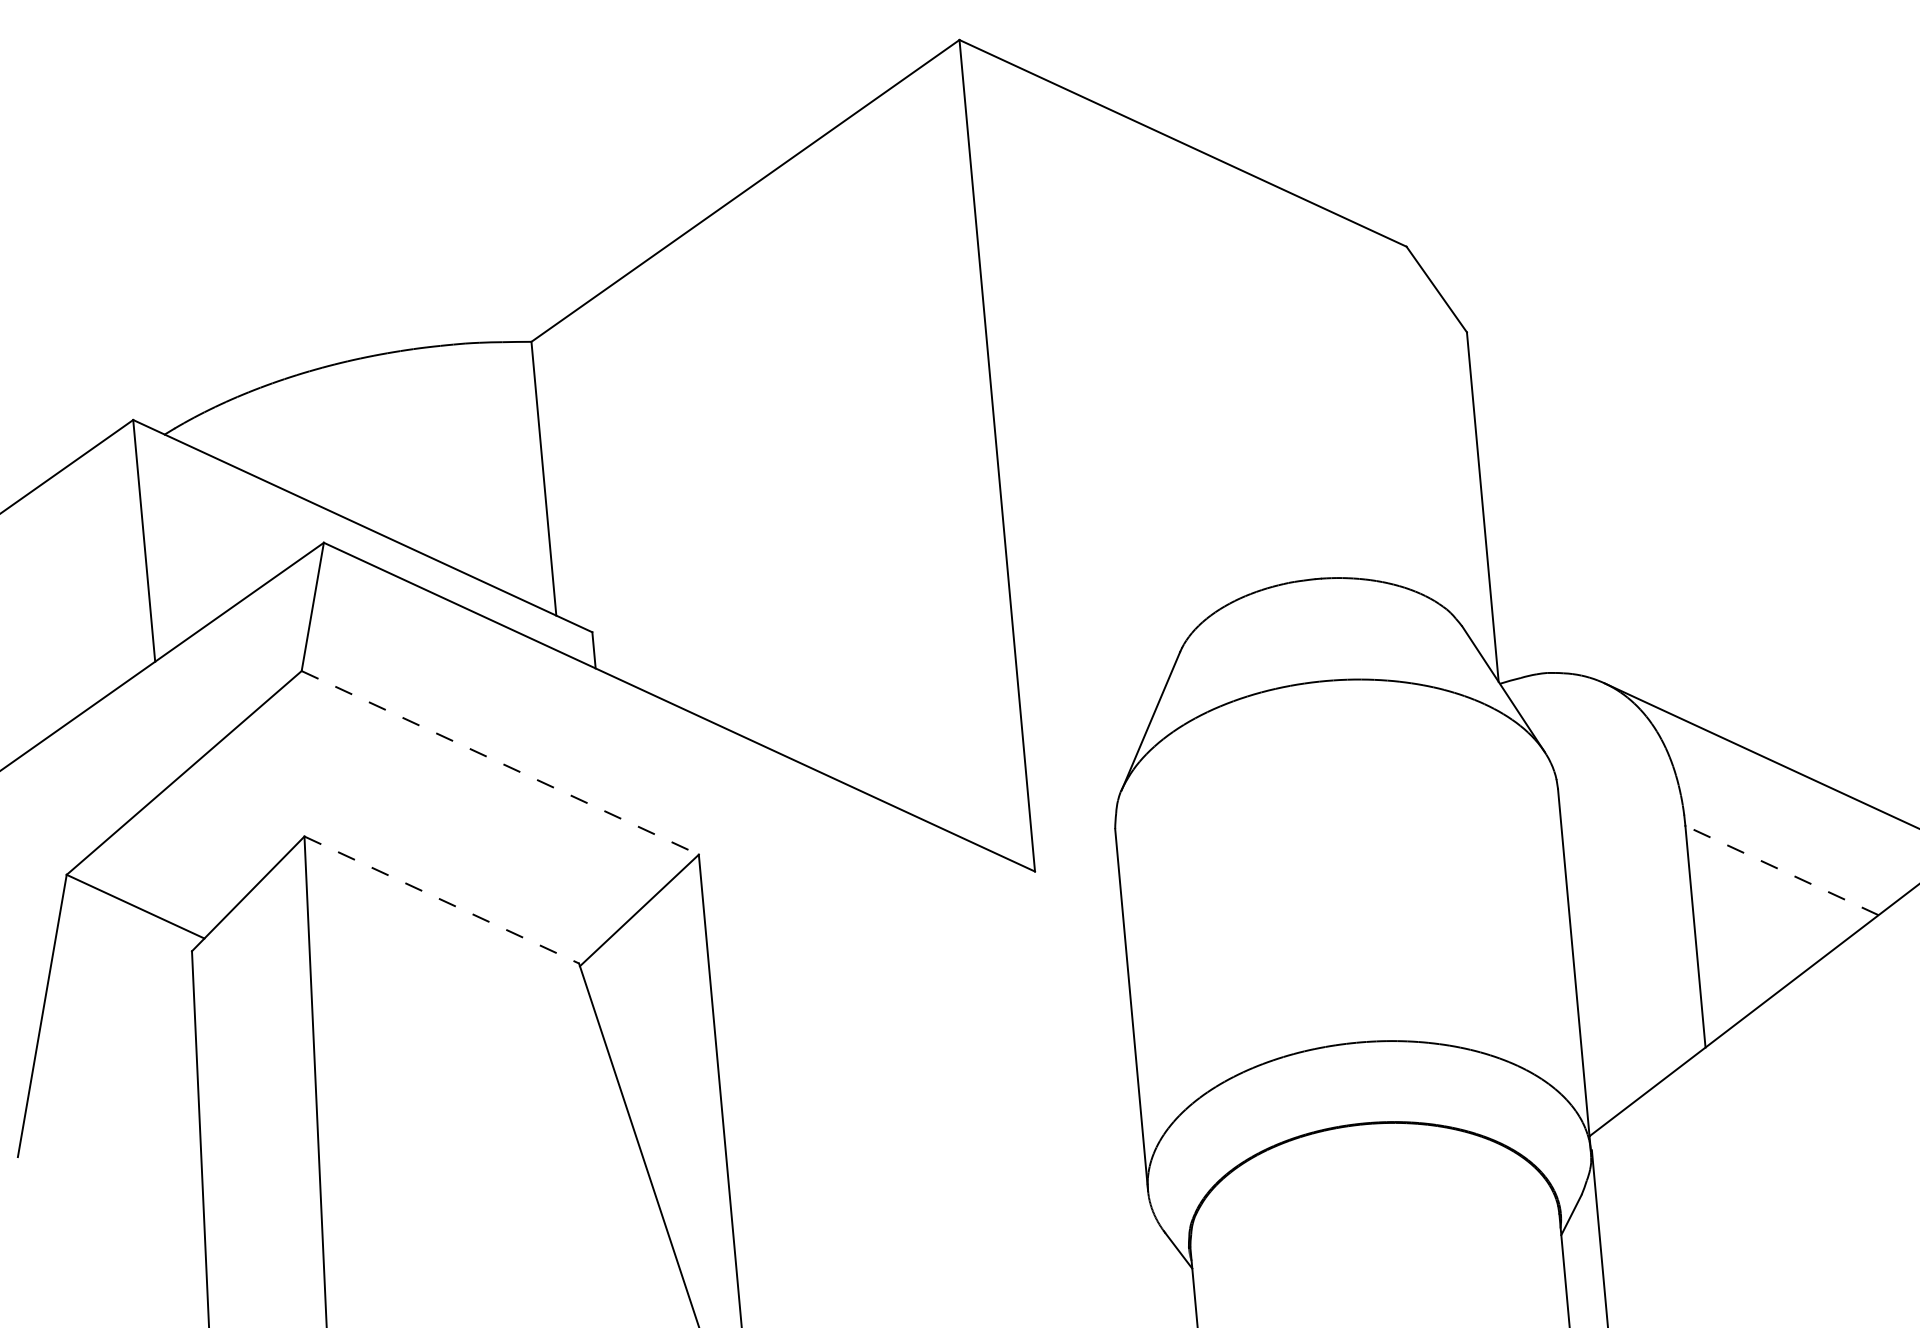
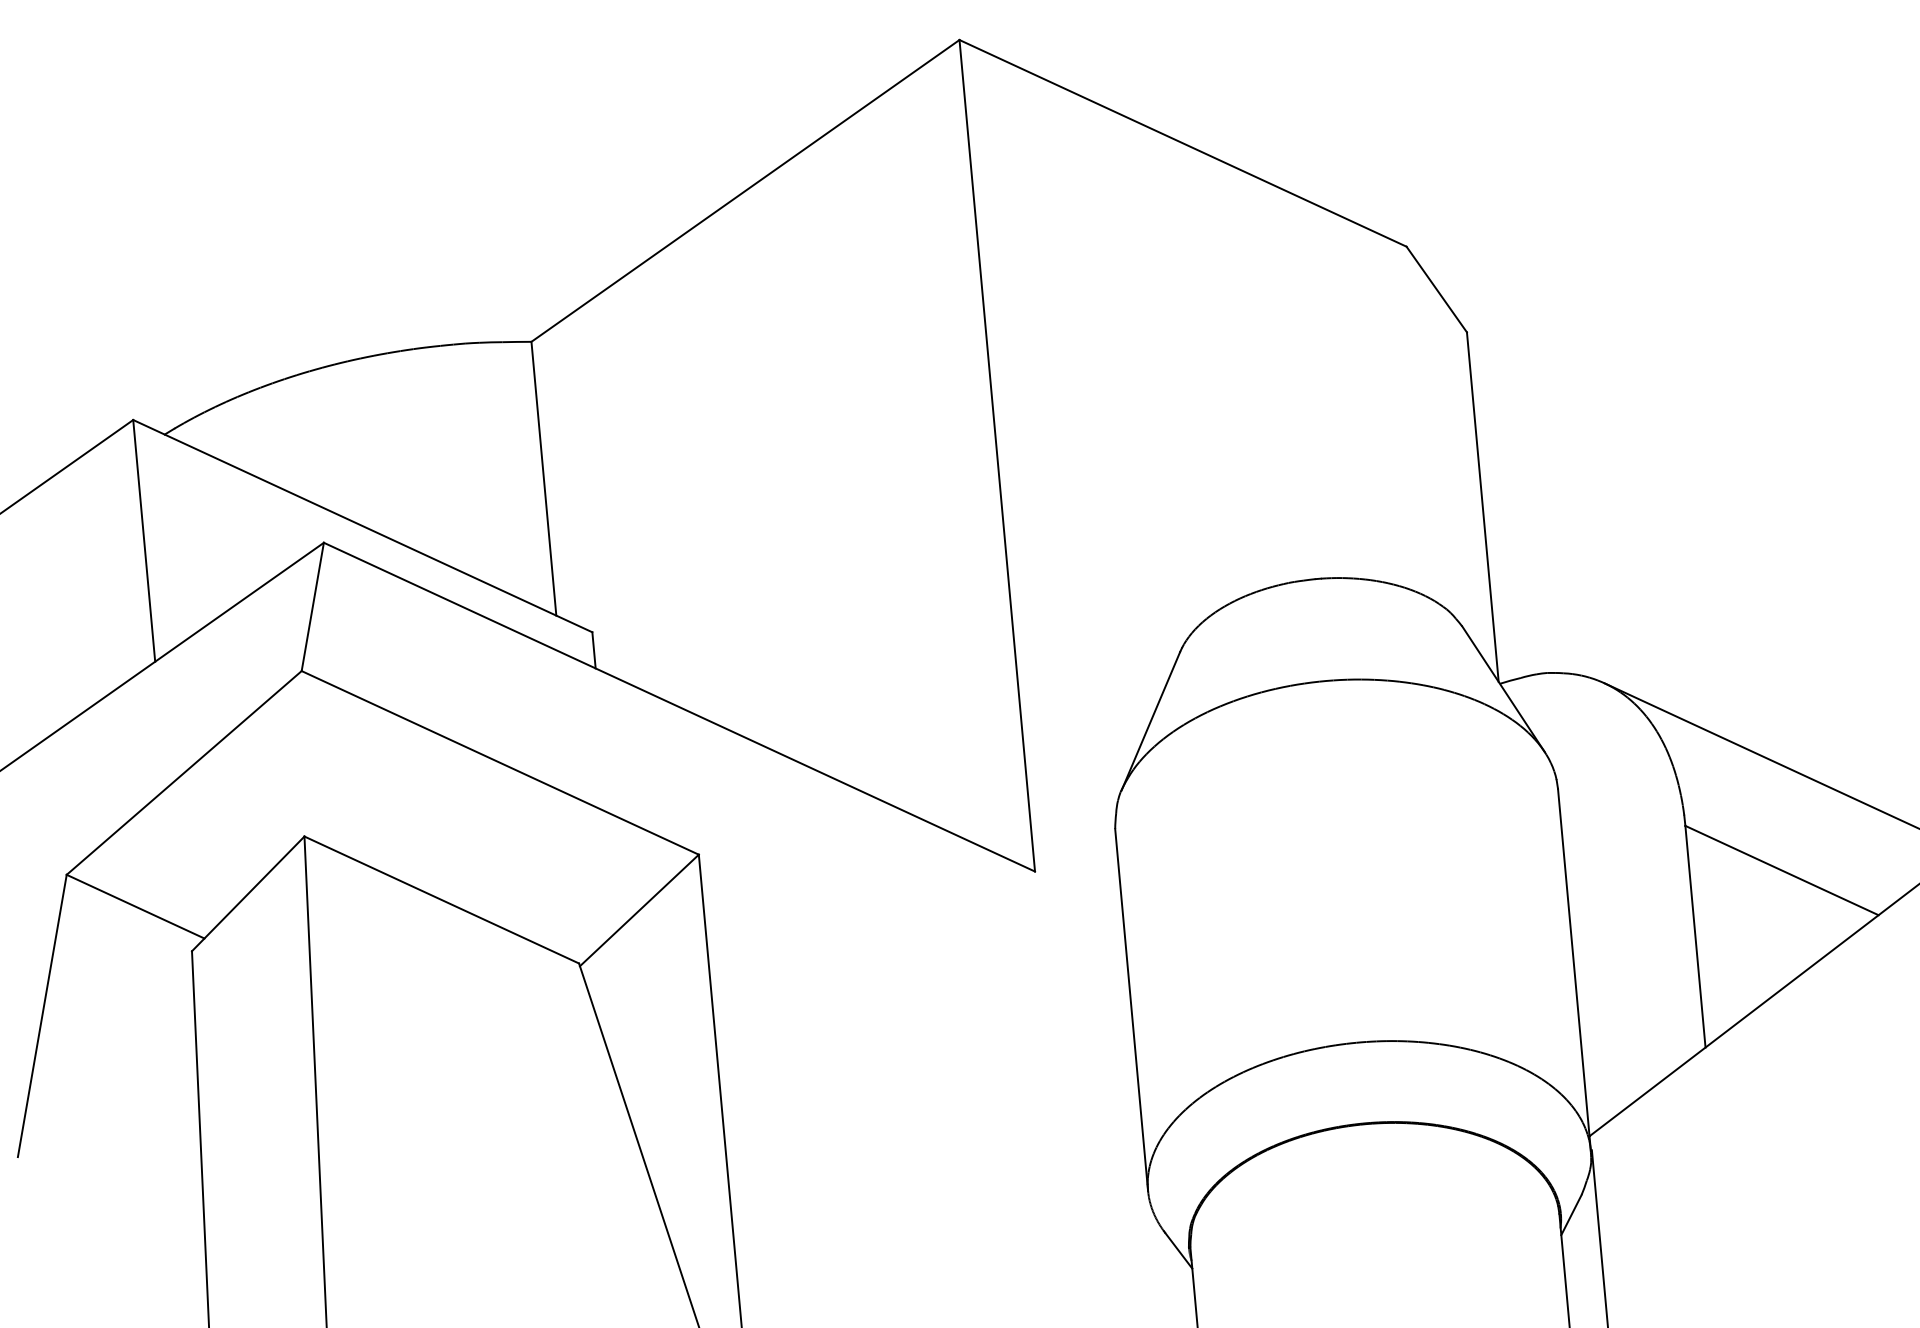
line: dashed -> solid (500, 762)
line: dashed -> solid (1781, 870)
line: dashed -> solid (442, 900)
